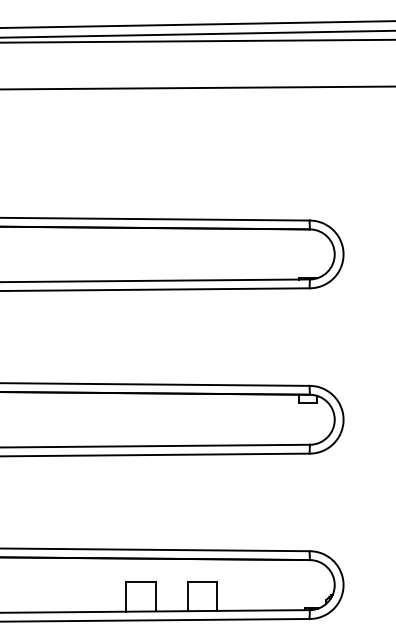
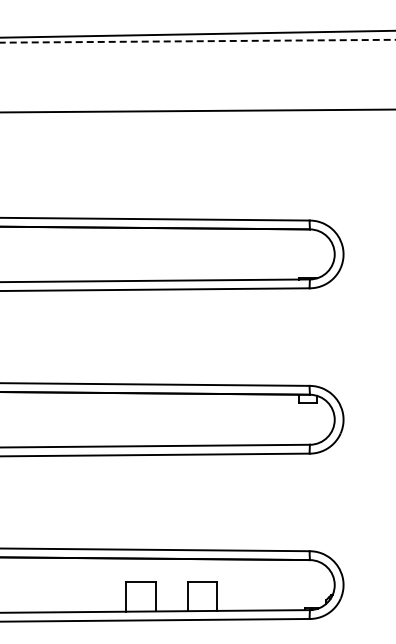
line: present -> none (197, 24)
line: solid -> dashed (198, 41)
line position: (197, 87) -> (197, 110) (197, 110)
